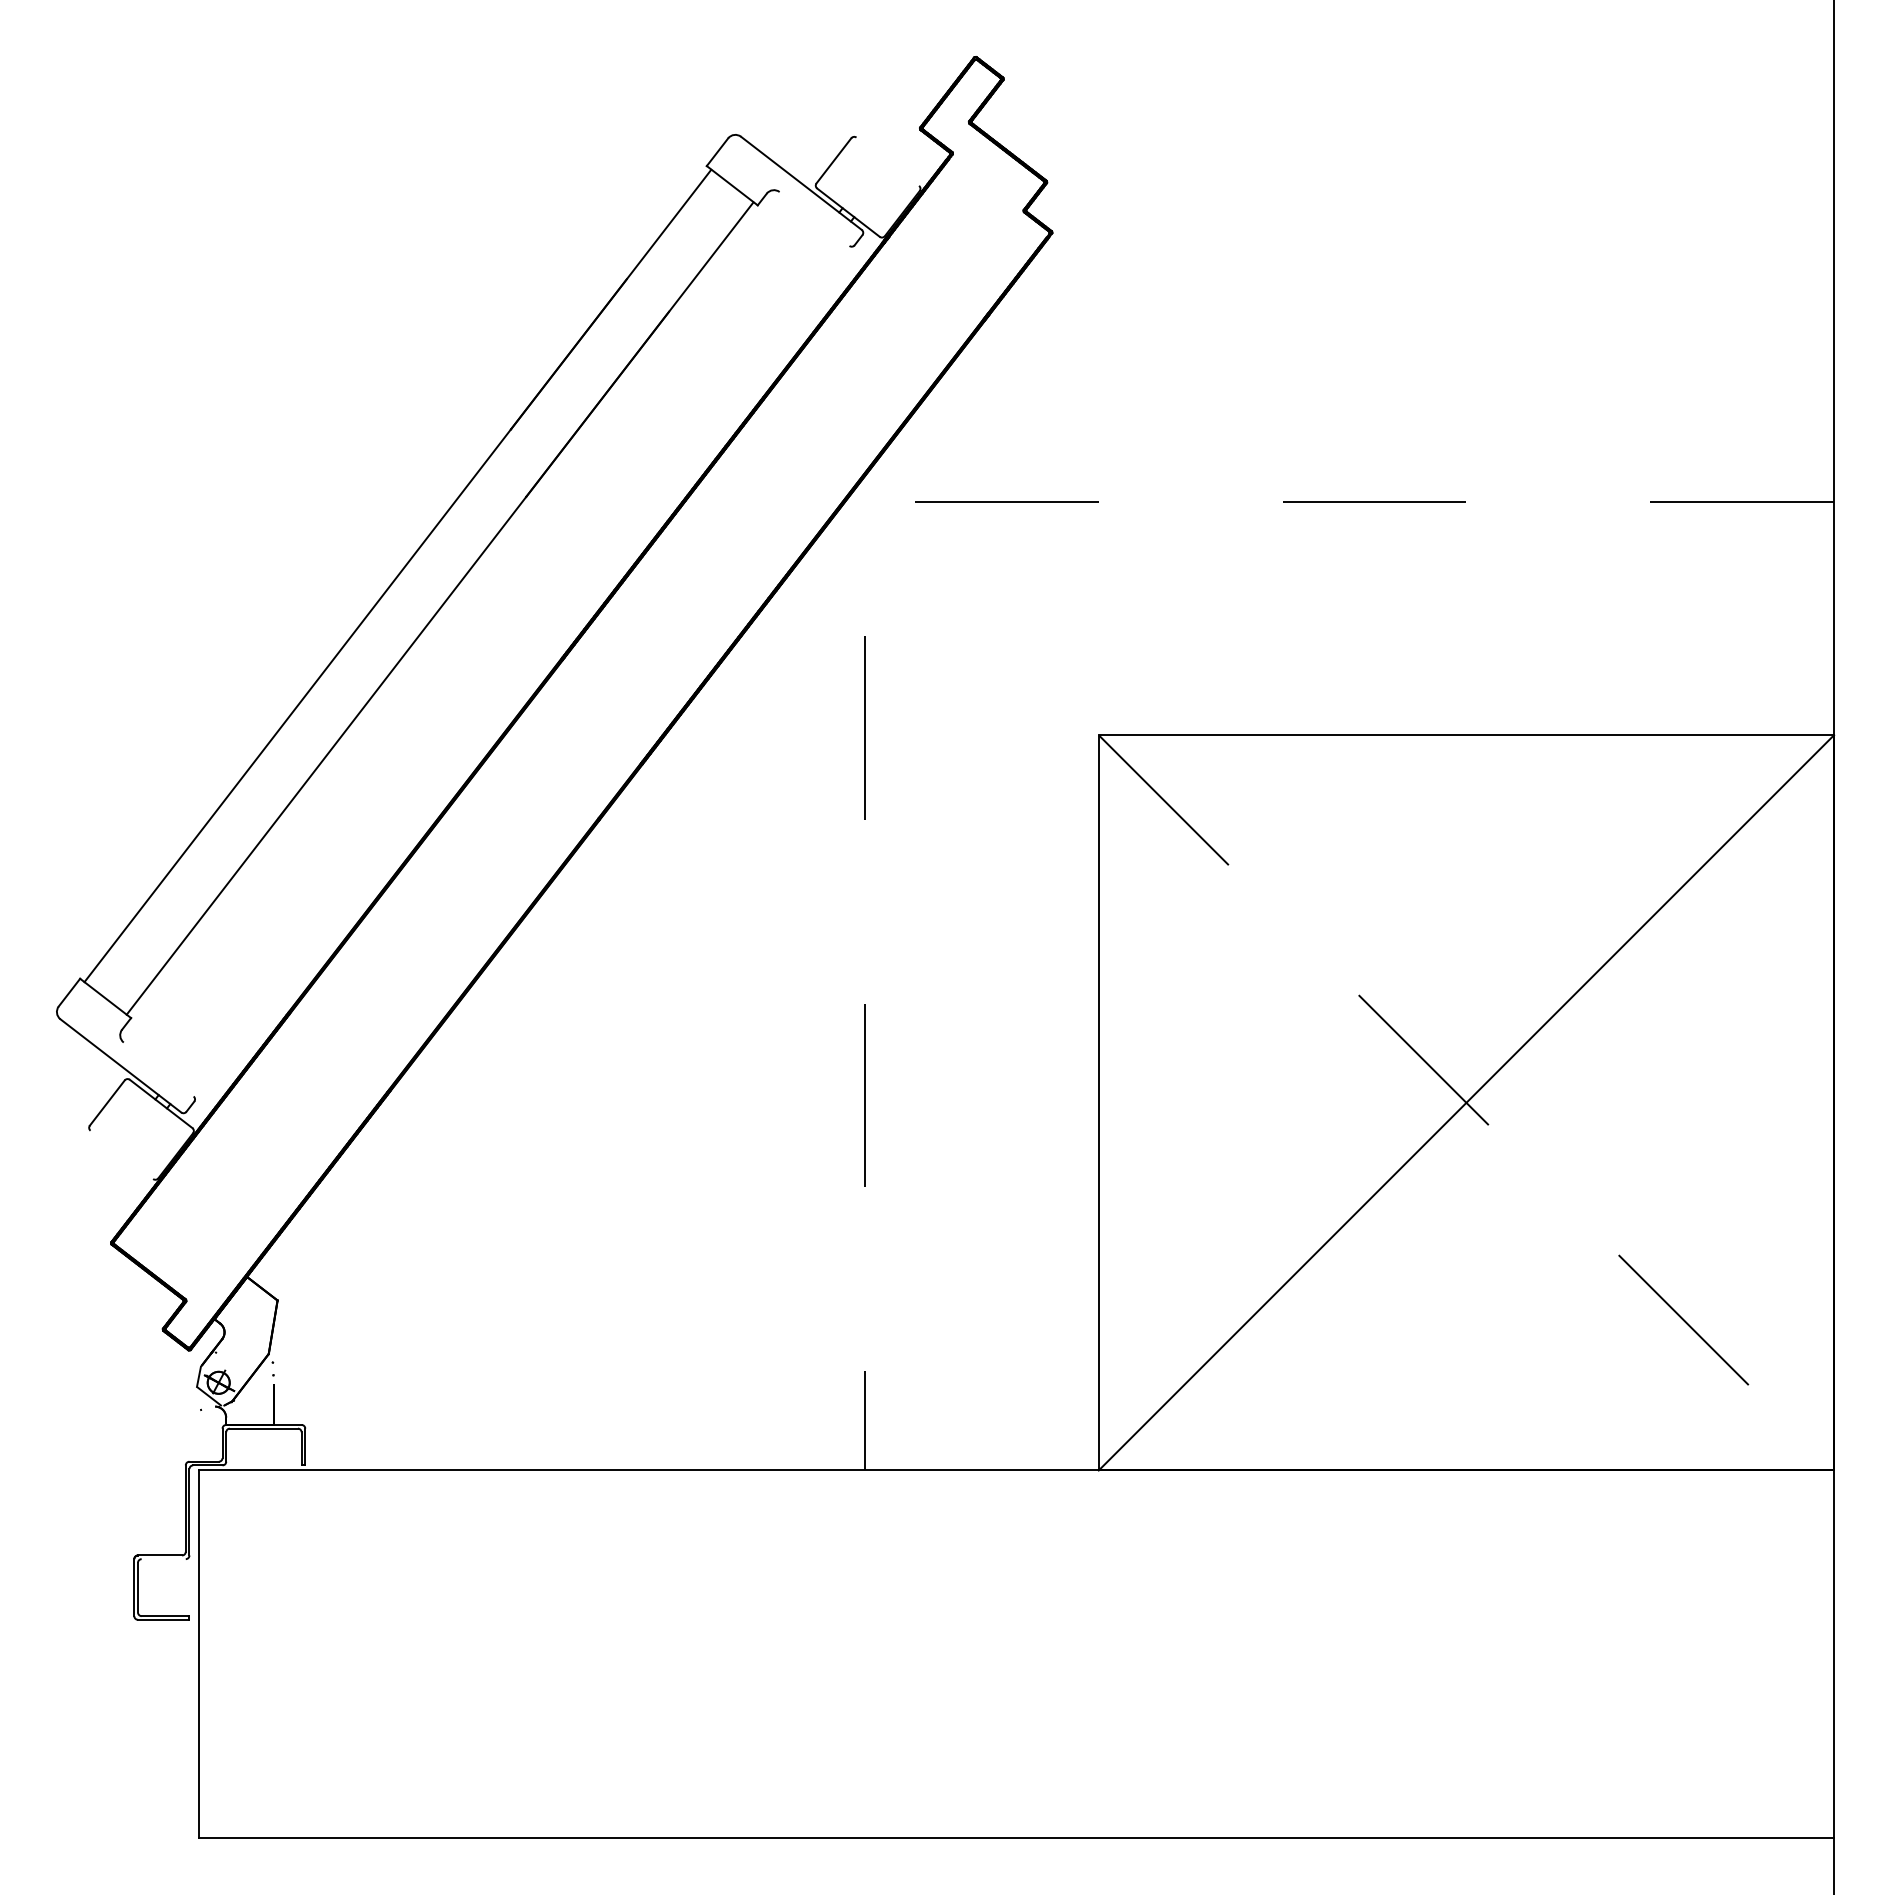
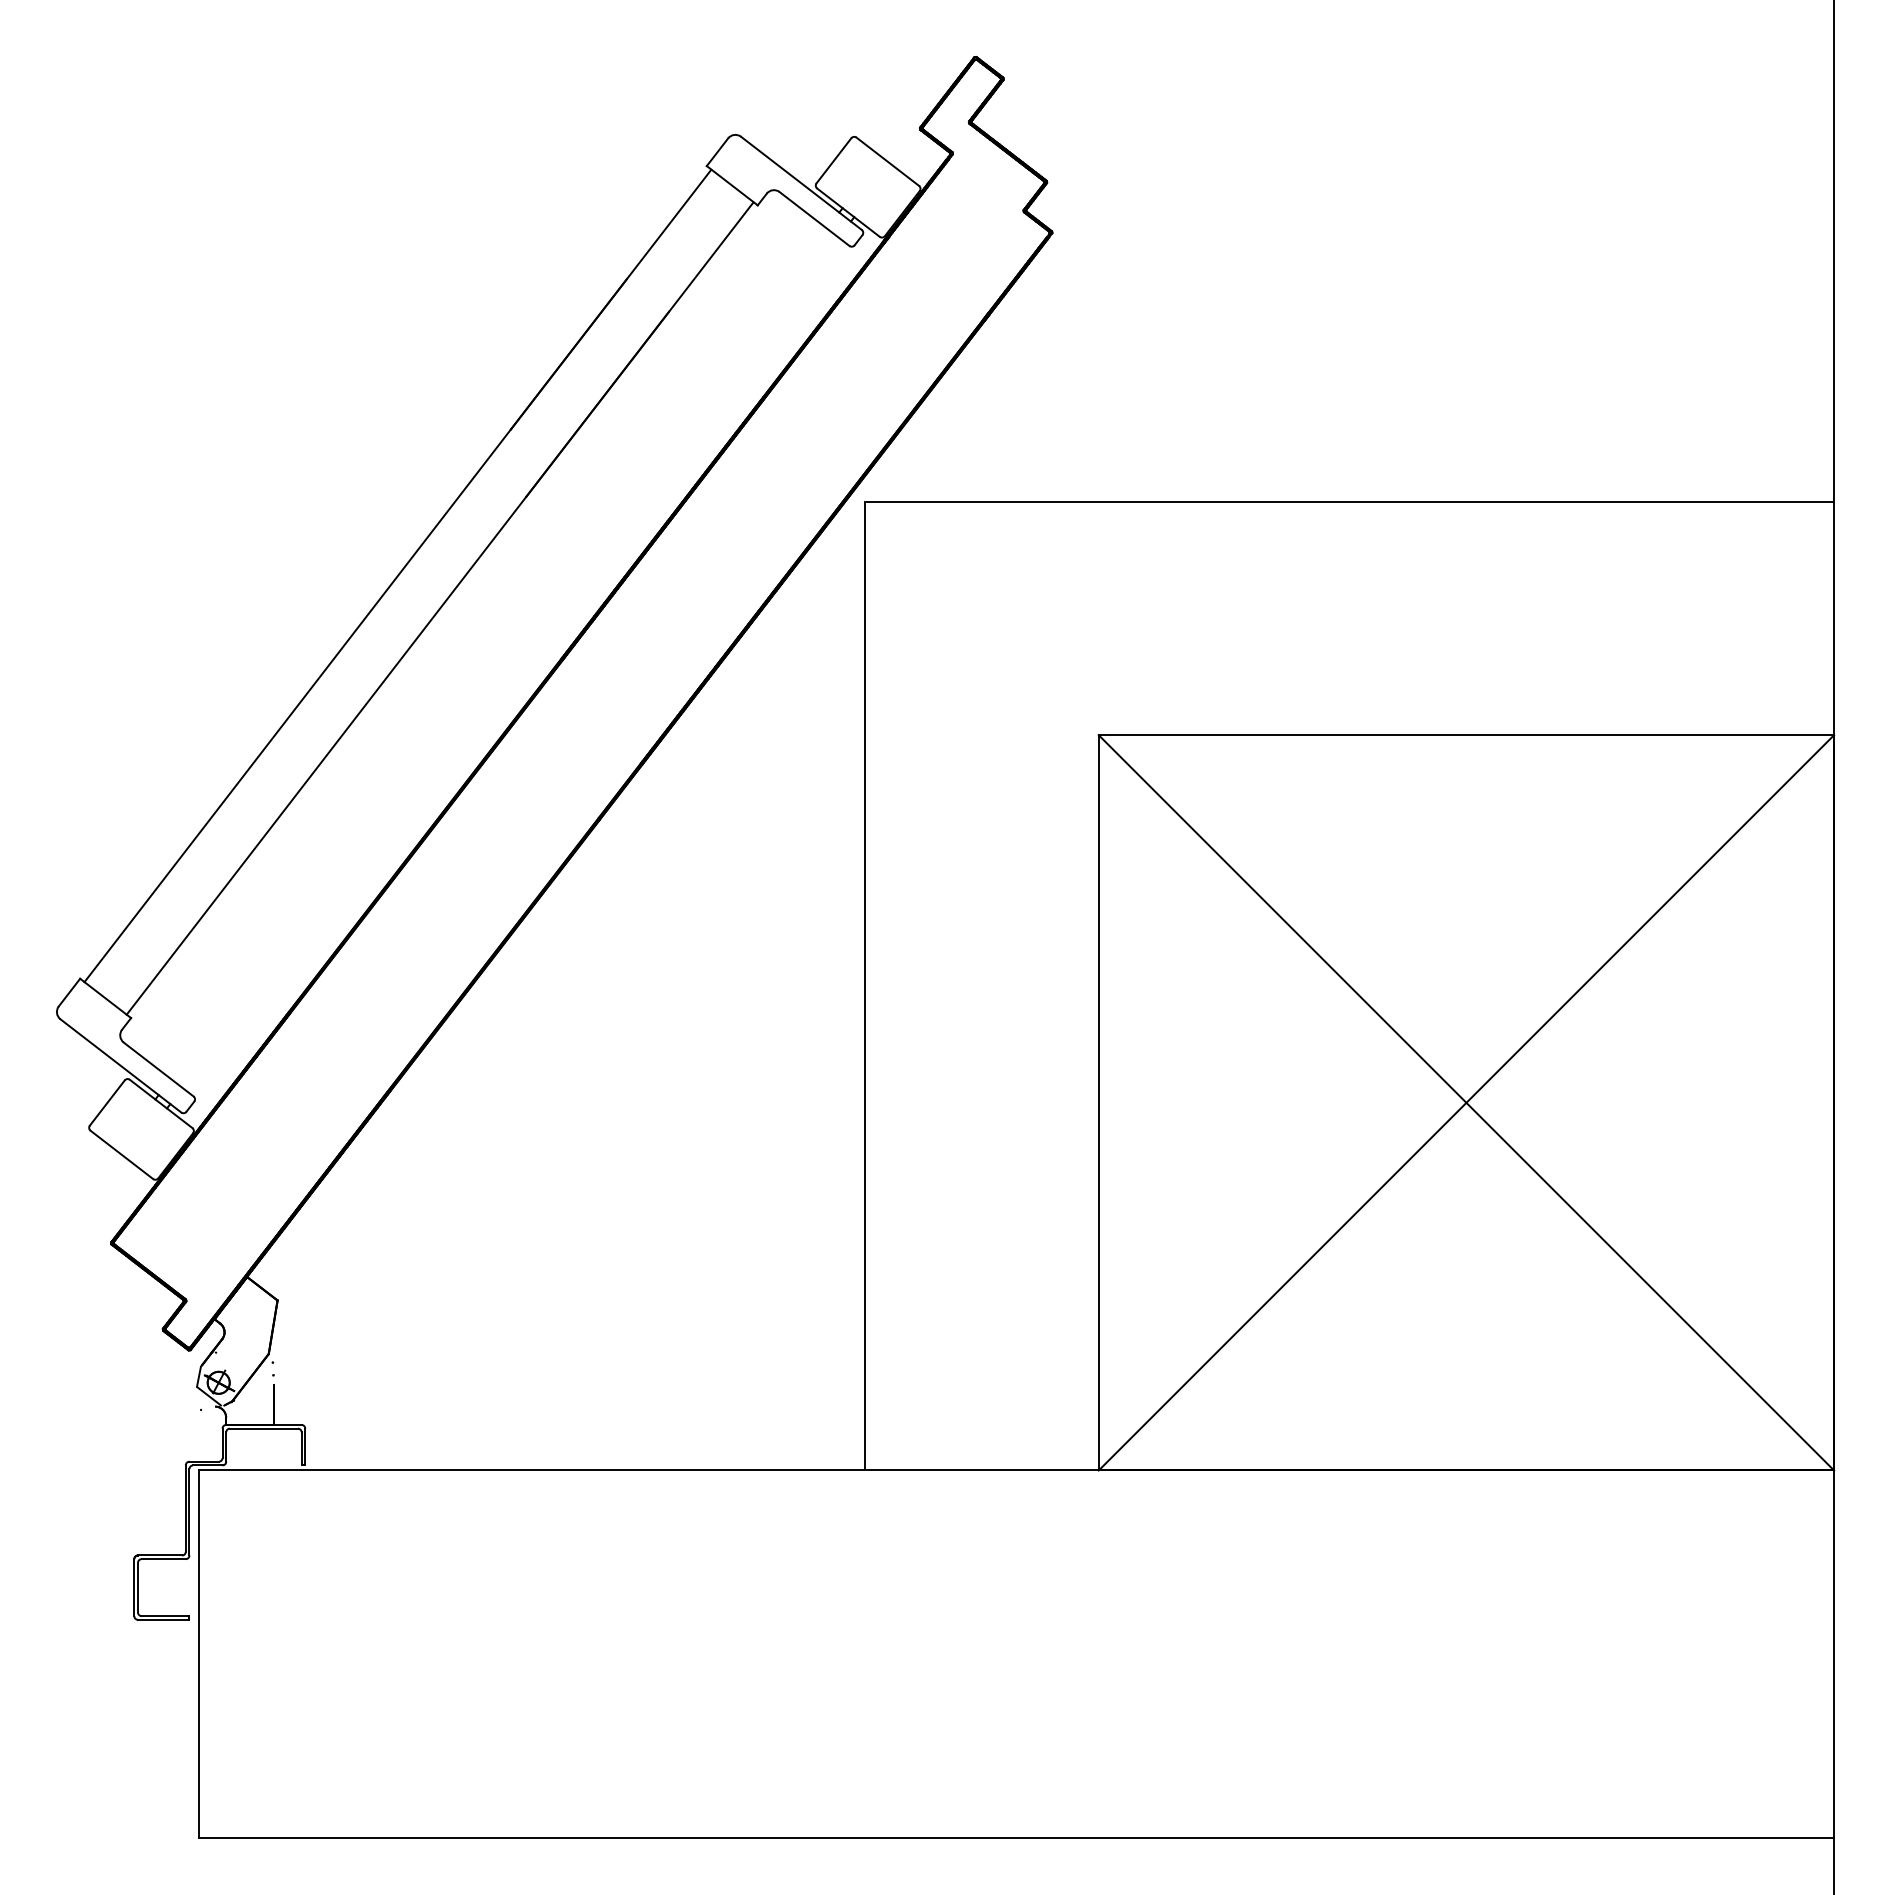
line: none -> present (887, 161)
line: none -> present (814, 218)
line: dashed -> solid (865, 501)
line: none -> present (158, 1069)
line: dashed -> solid (1466, 1102)
line: none -> present (121, 1154)
line: none -> present (163, 1559)
